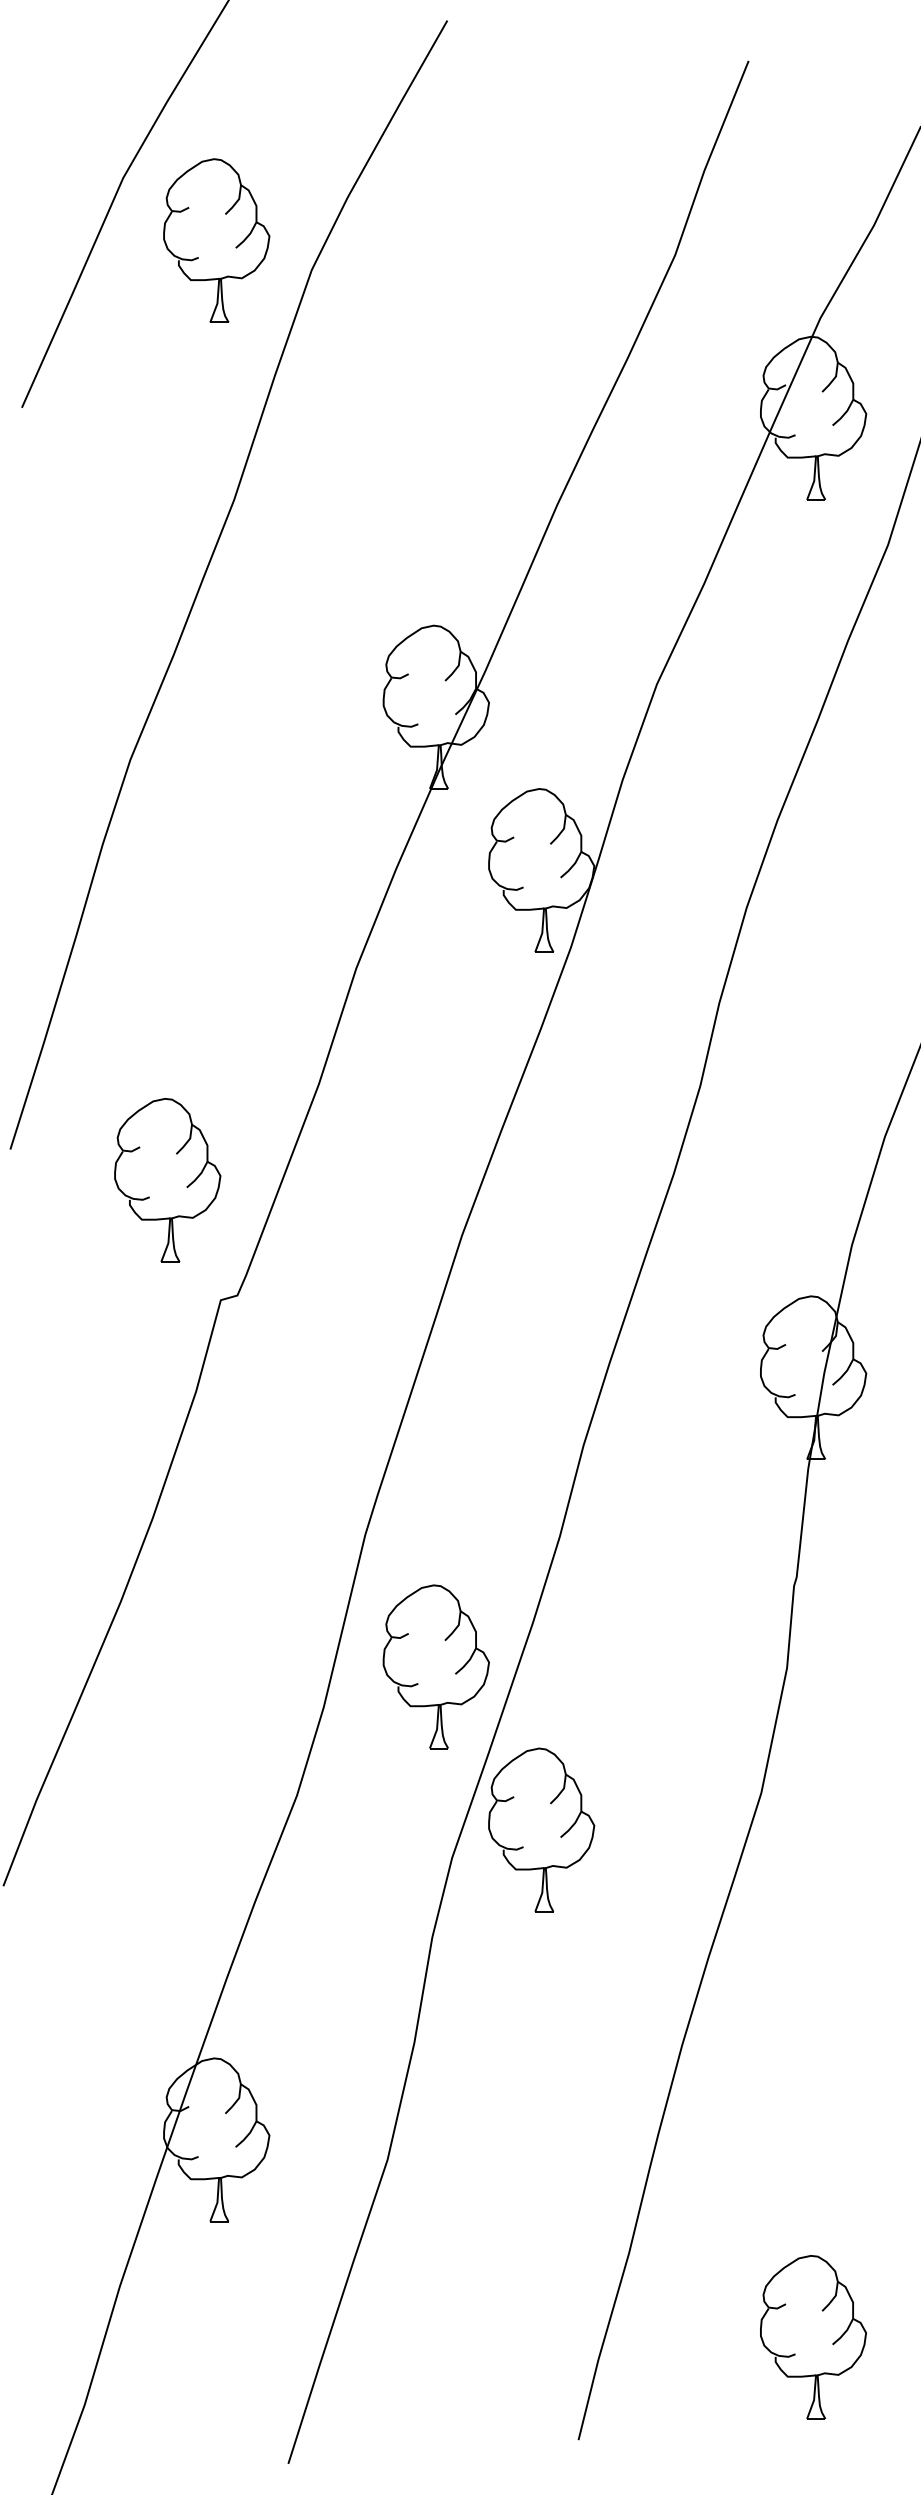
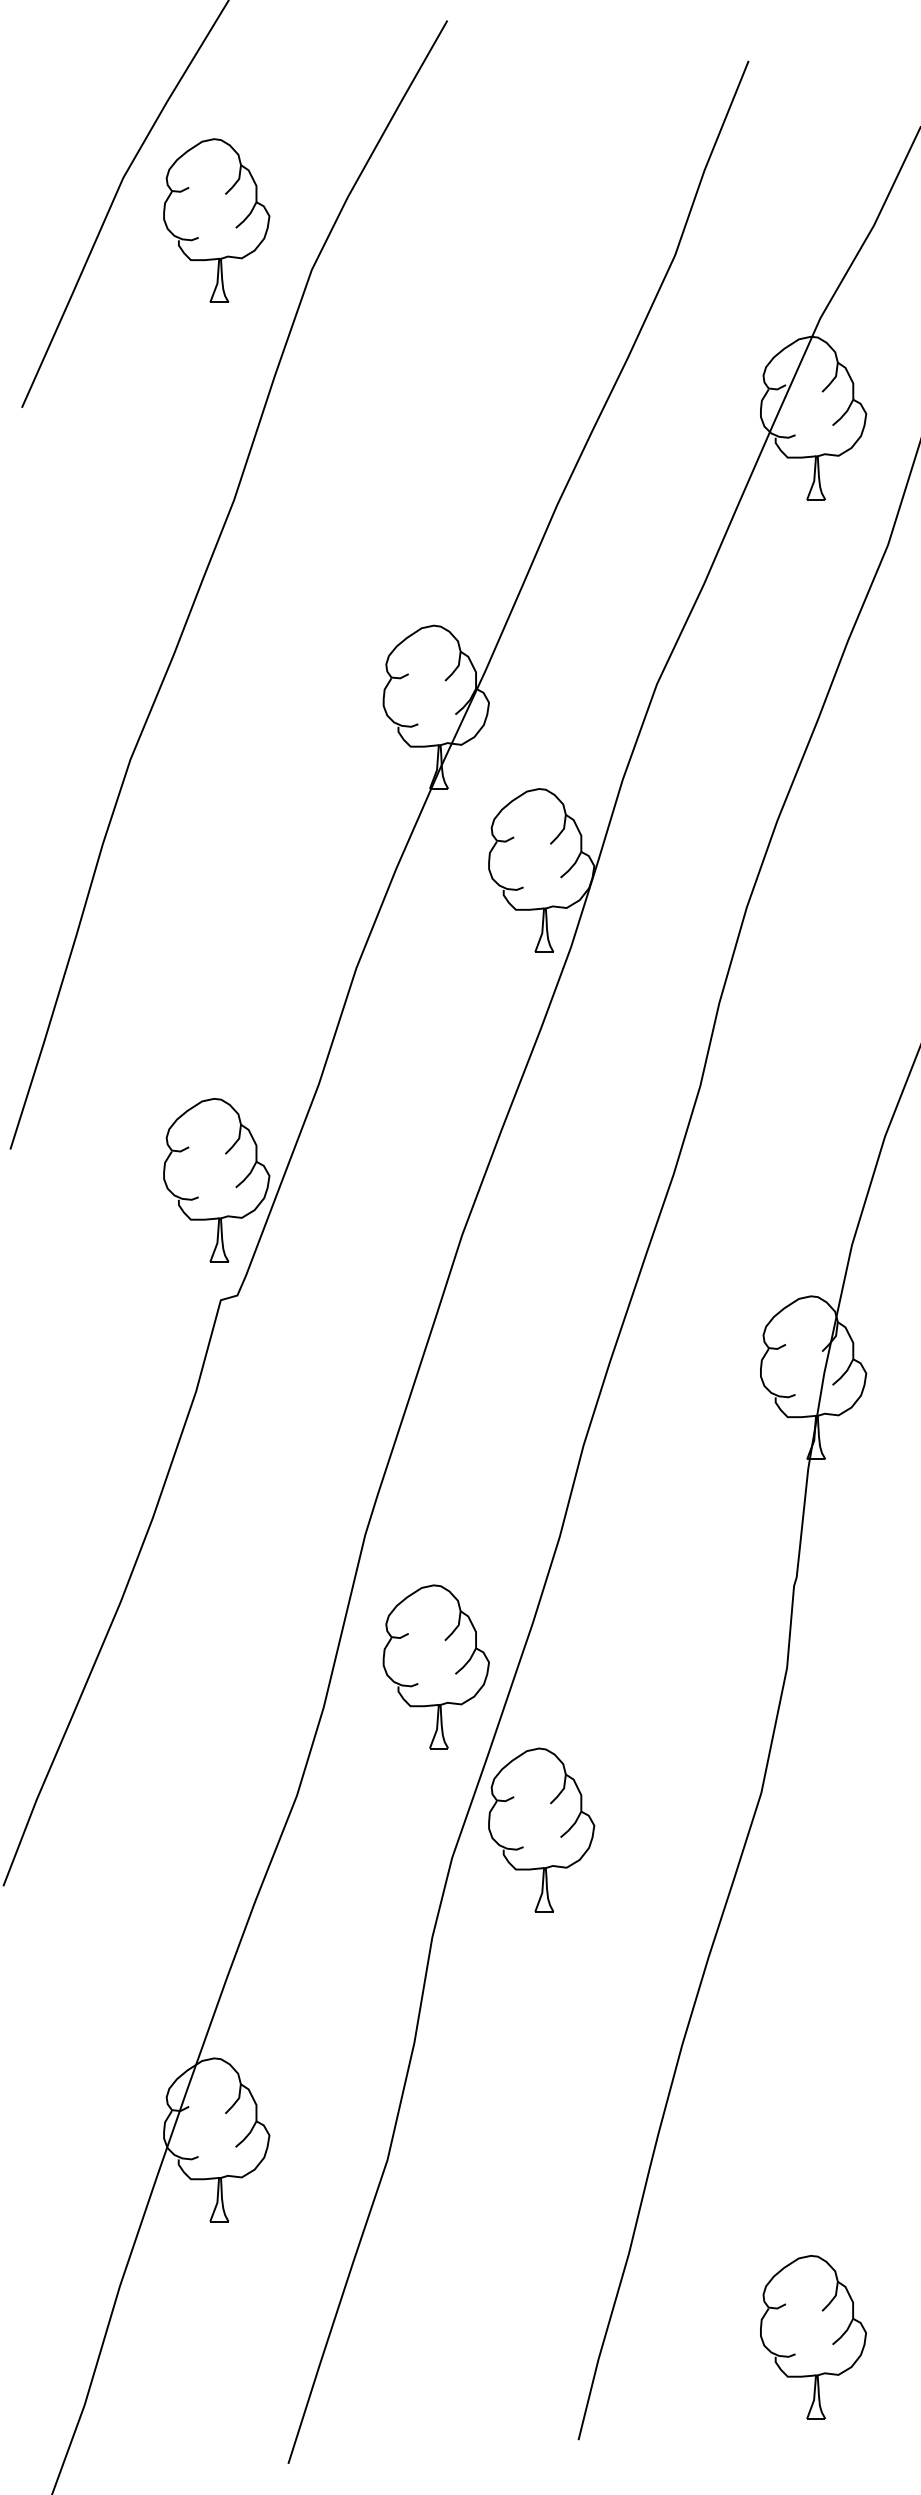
part position: (216, 240) -> (216, 220) (216, 220)
part position: (167, 1180) -> (216, 1180) (216, 1180)
